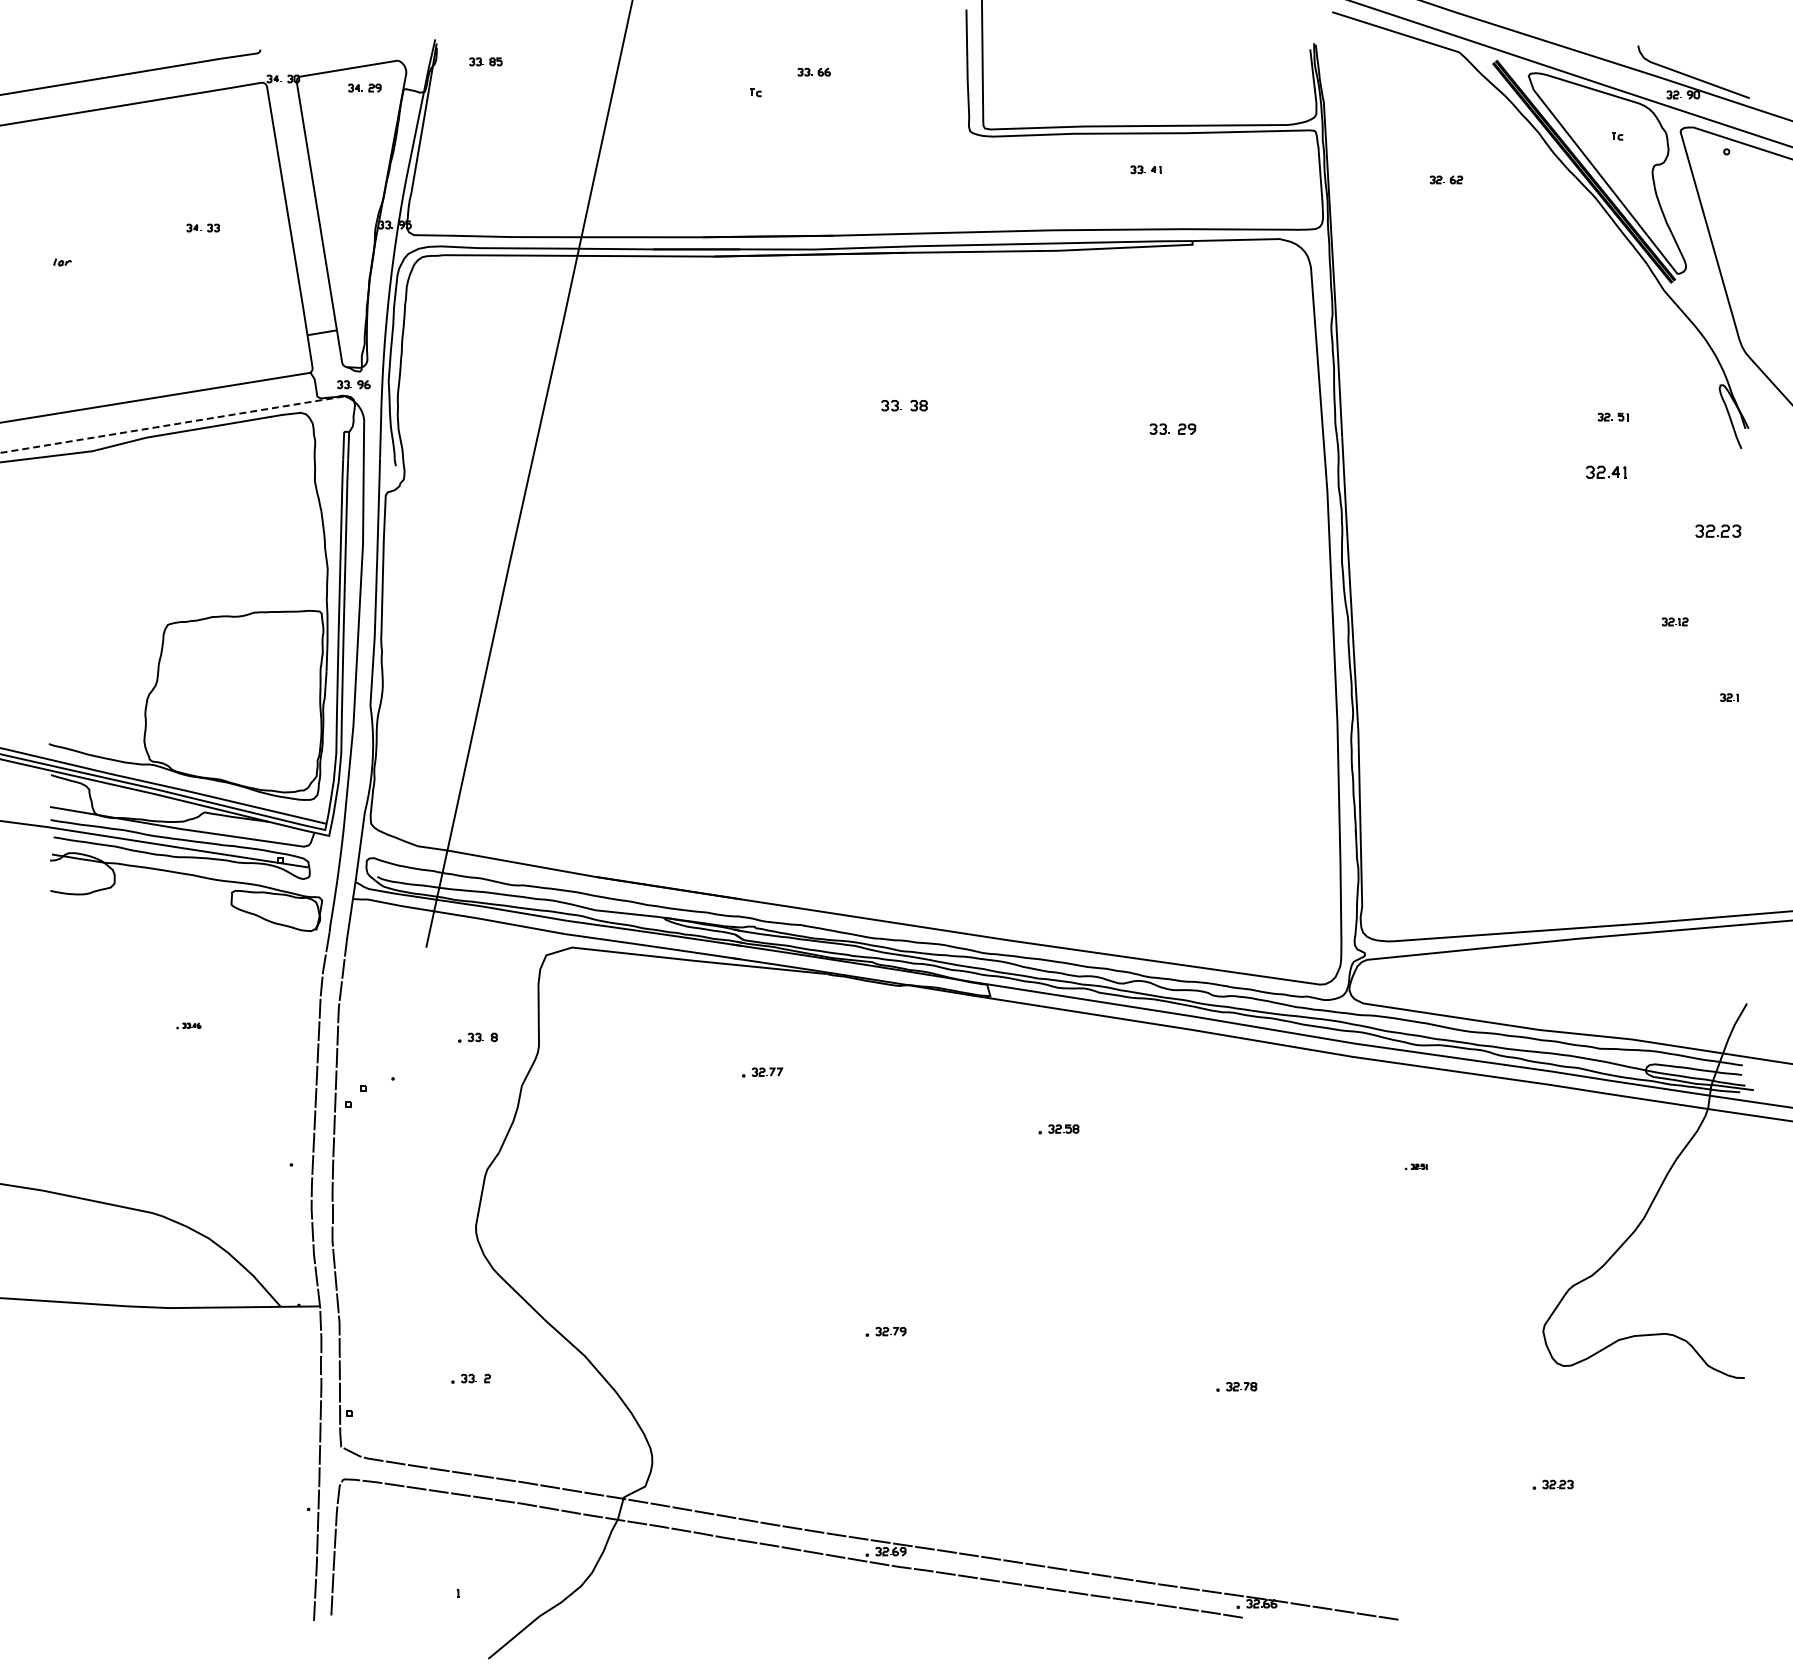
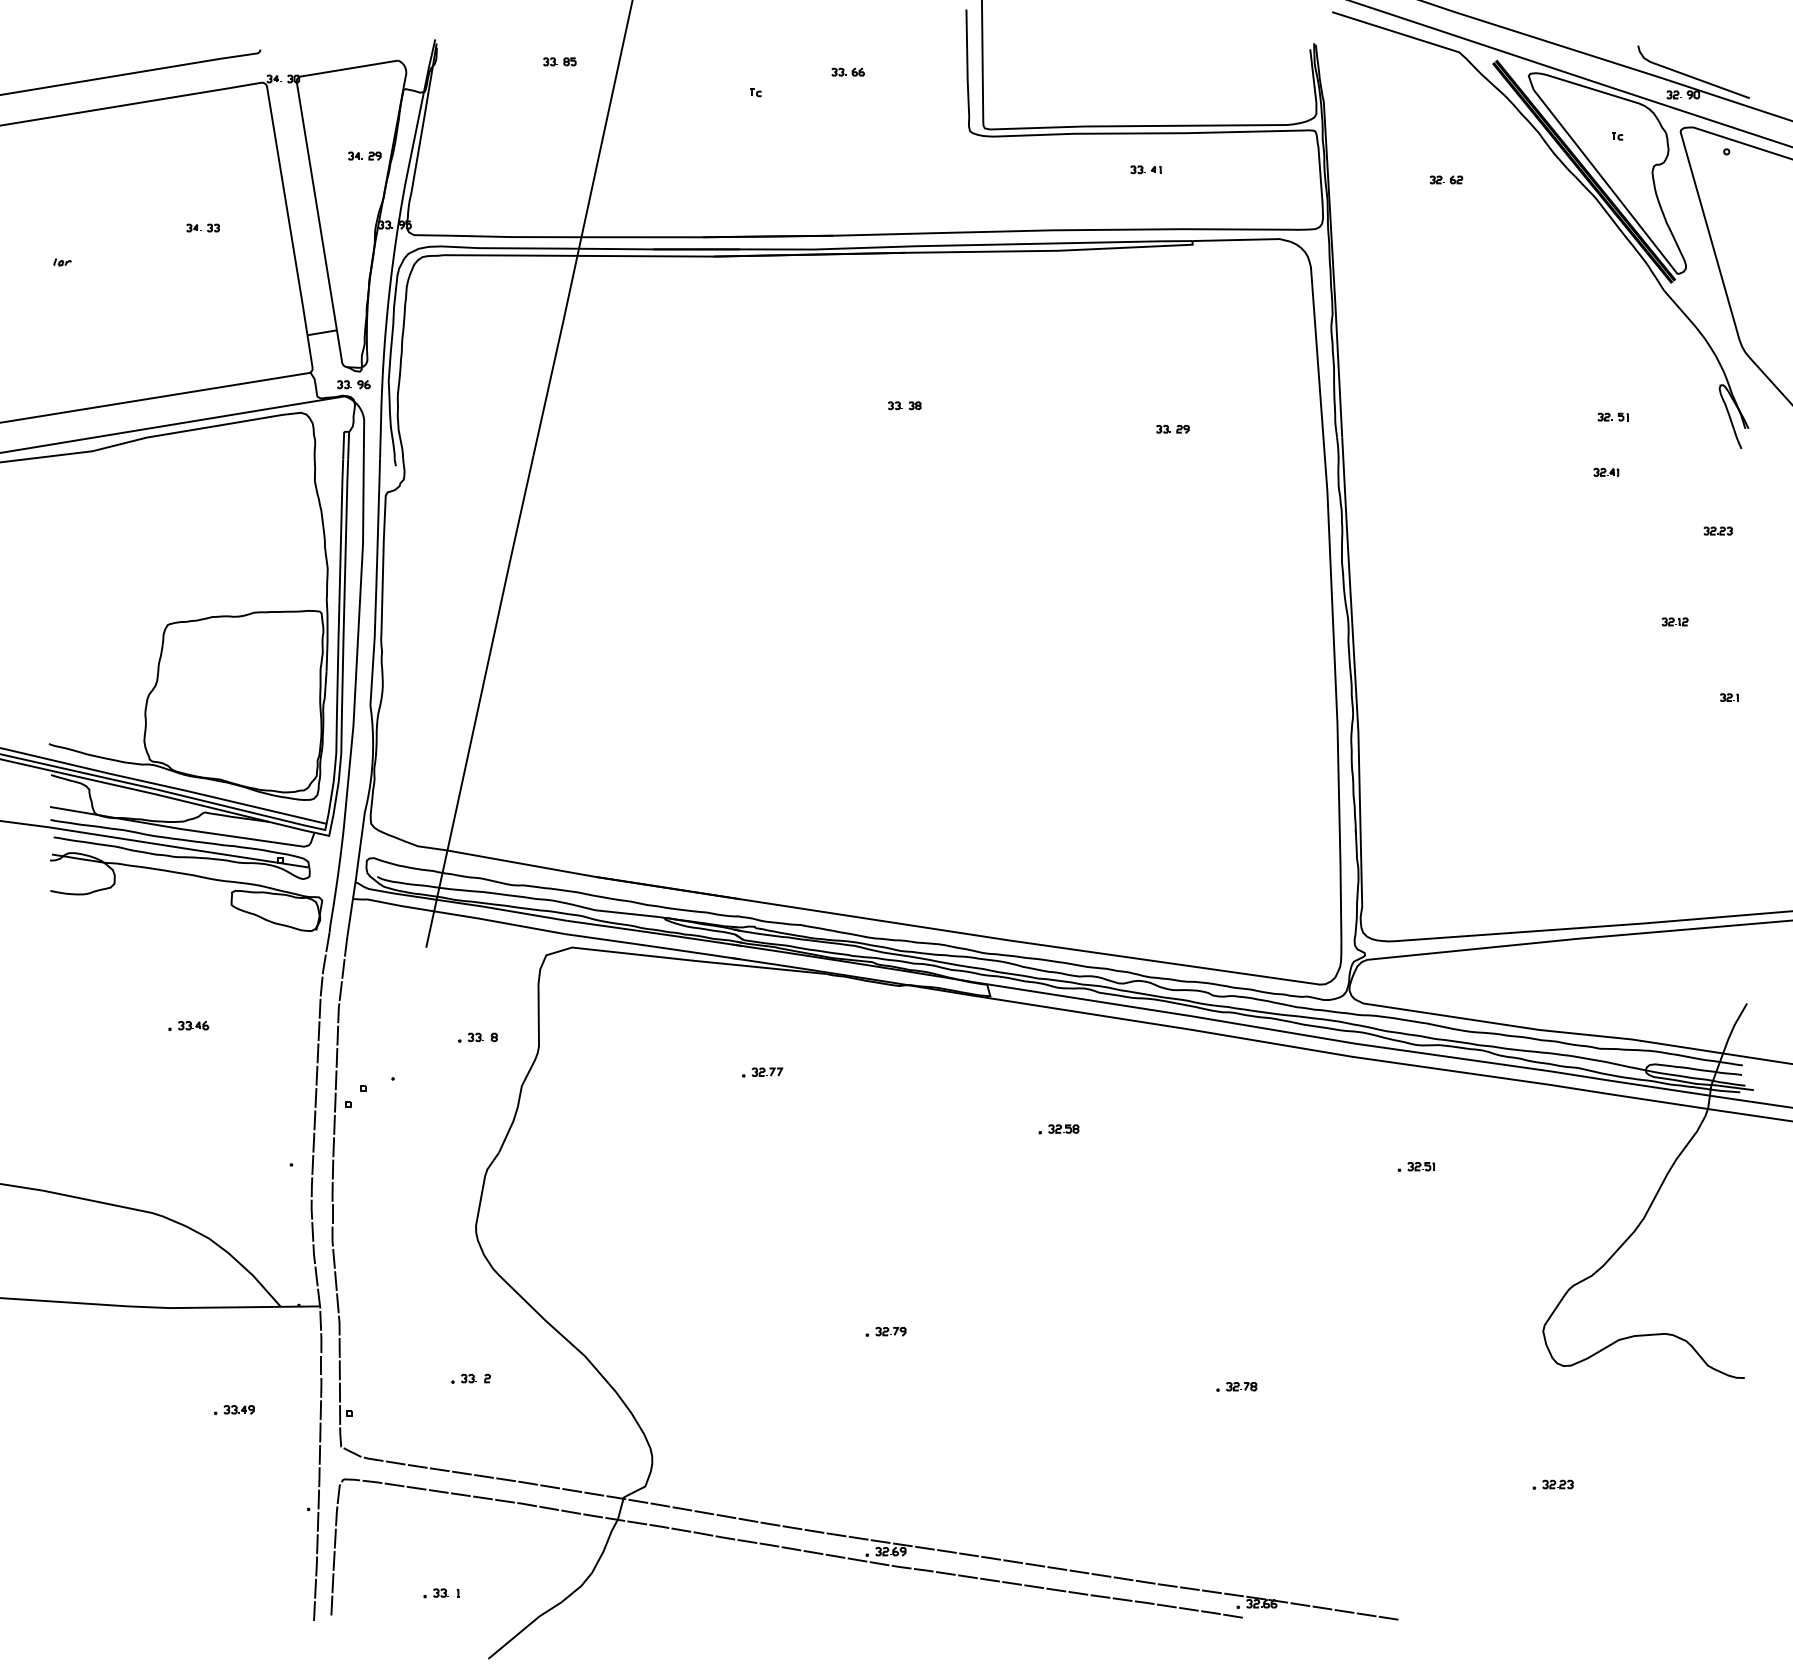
part position: (485, 61) -> (559, 61) (559, 61)
part position: (813, 71) -> (847, 71) (847, 71)
part position: (364, 87) -> (364, 155) (364, 155)
part size: 47x12 px -> 34x10 px (904, 405)
line: dashed -> solid (173, 424)
part size: 48x12 px -> 34x9 px (1172, 429)
part size: 41x14 px -> 27x9 px (1606, 472)
part size: 47x14 px -> 30x10 px (1717, 530)
part size: 26x8 px -> 42x10 px (188, 1025)
part size: 23x8 px -> 38x10 px (1415, 1166)
part: none -> present (234, 1409)
part: none -> present (435, 1593)
